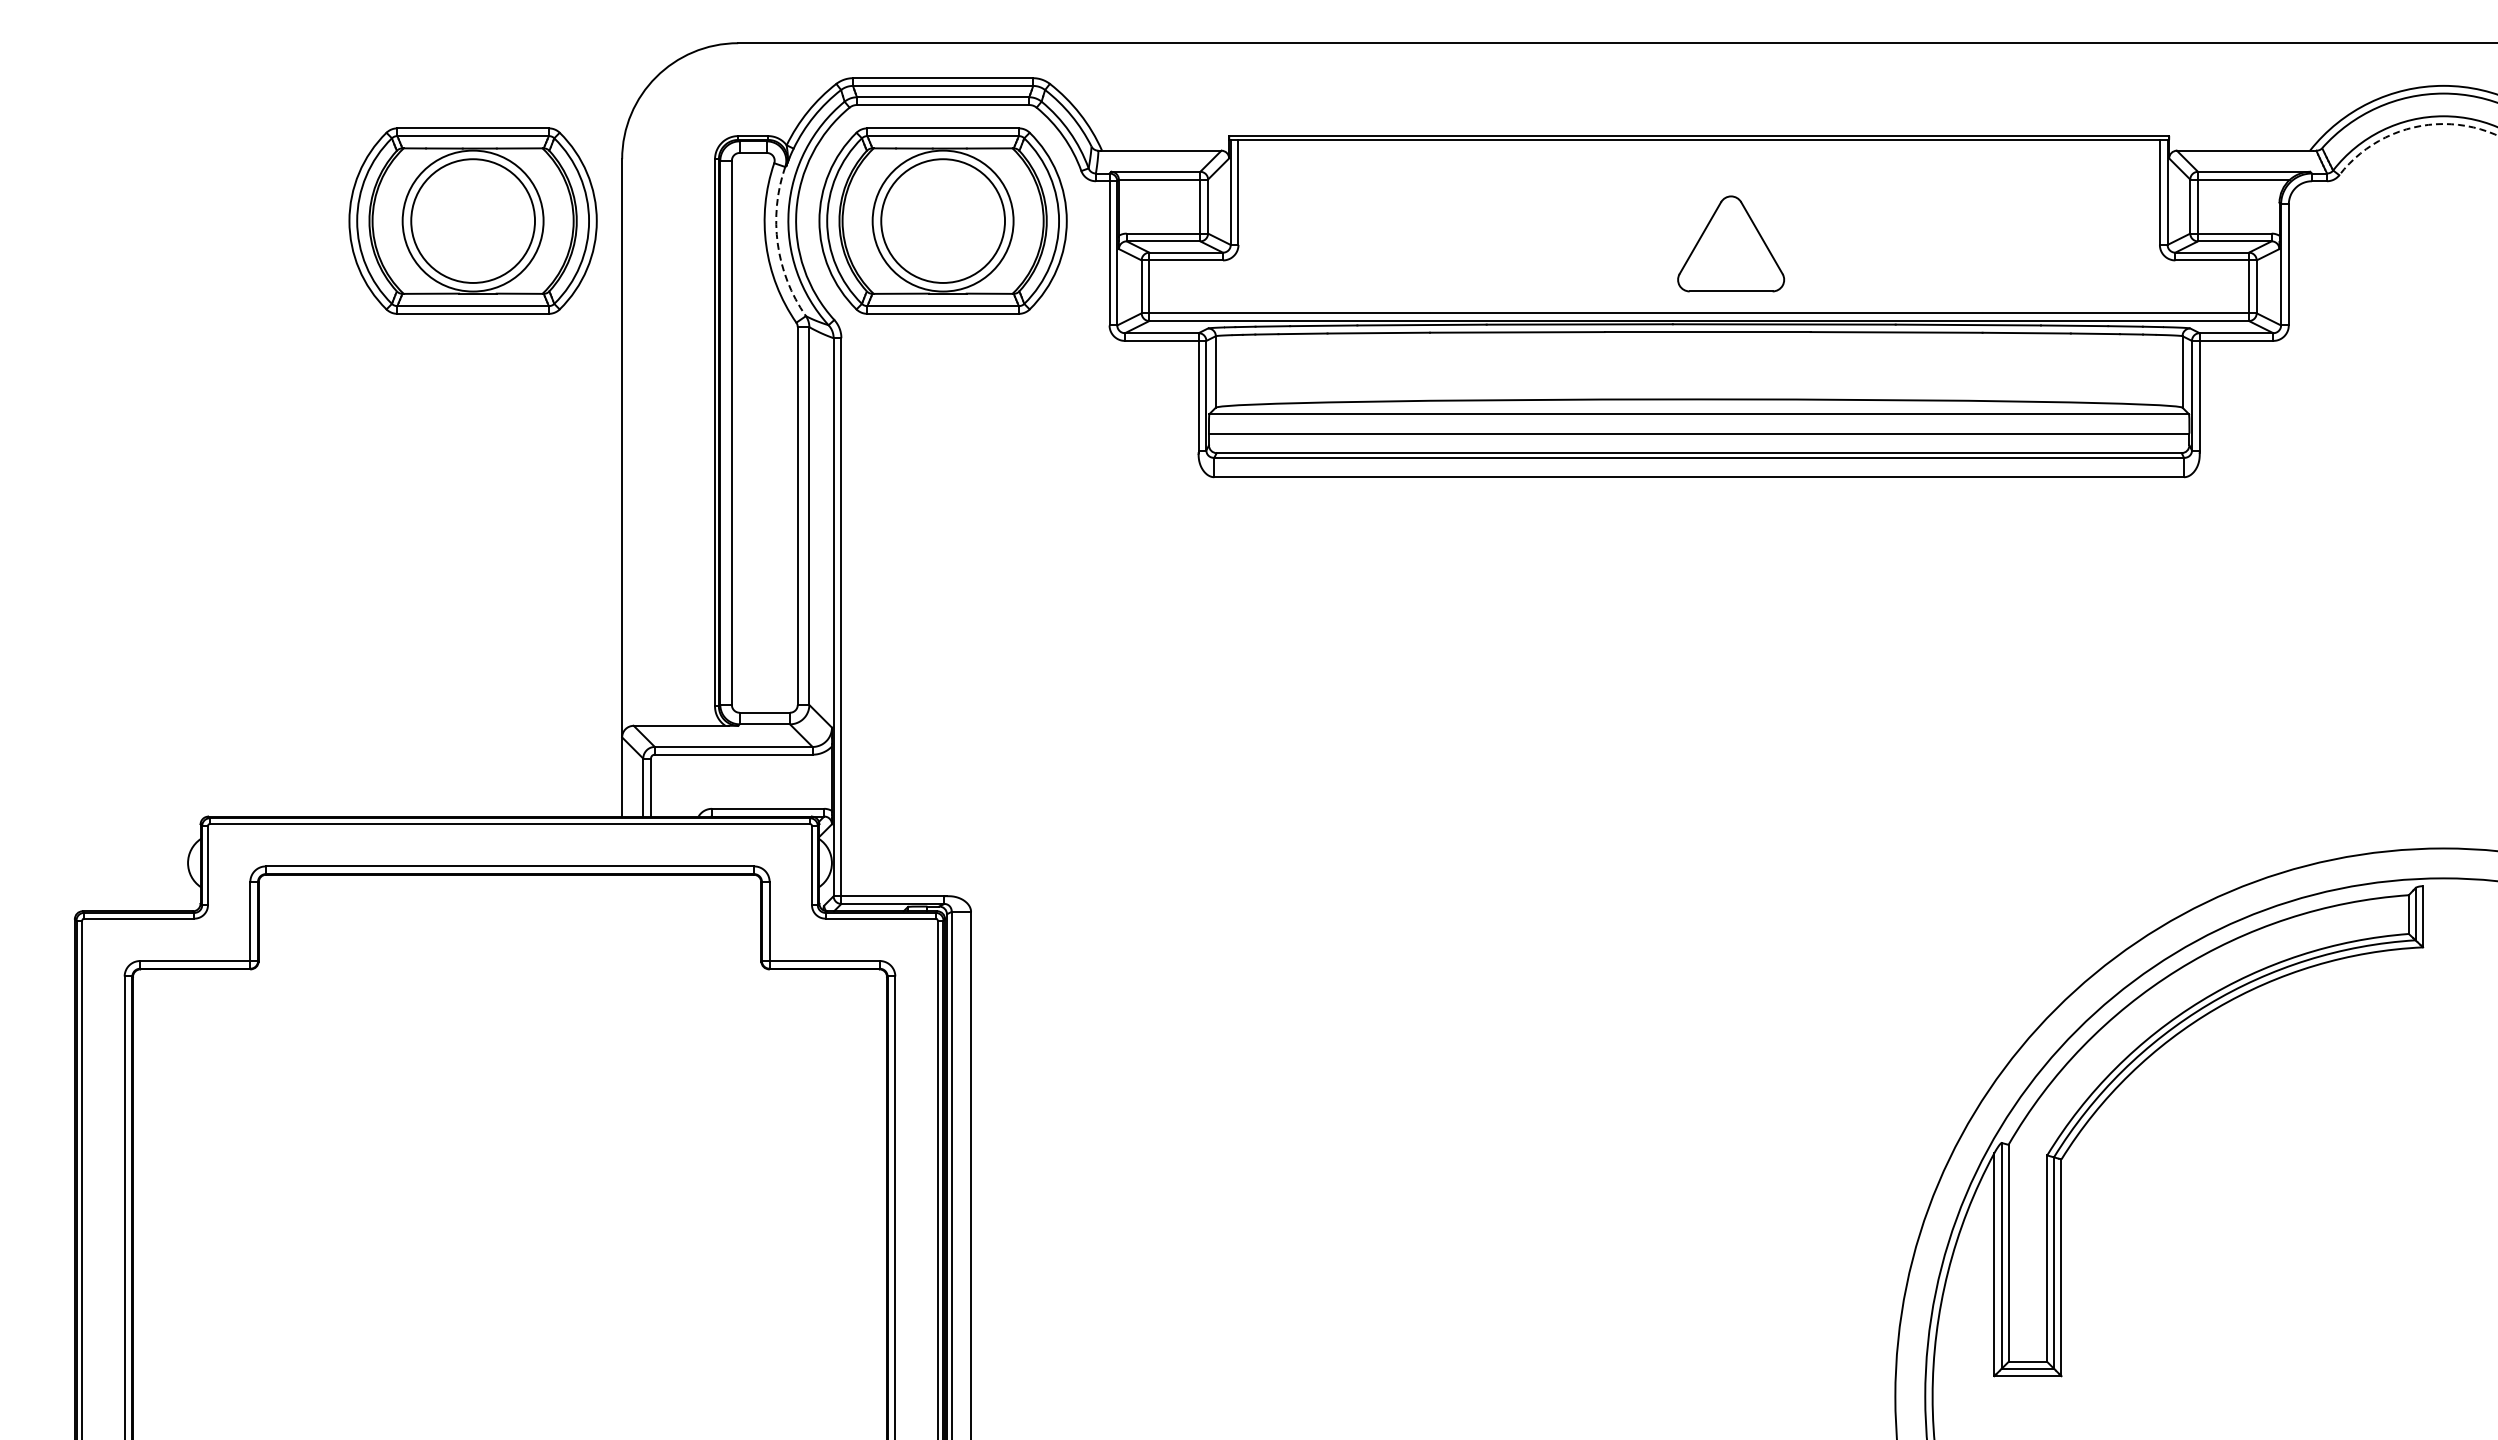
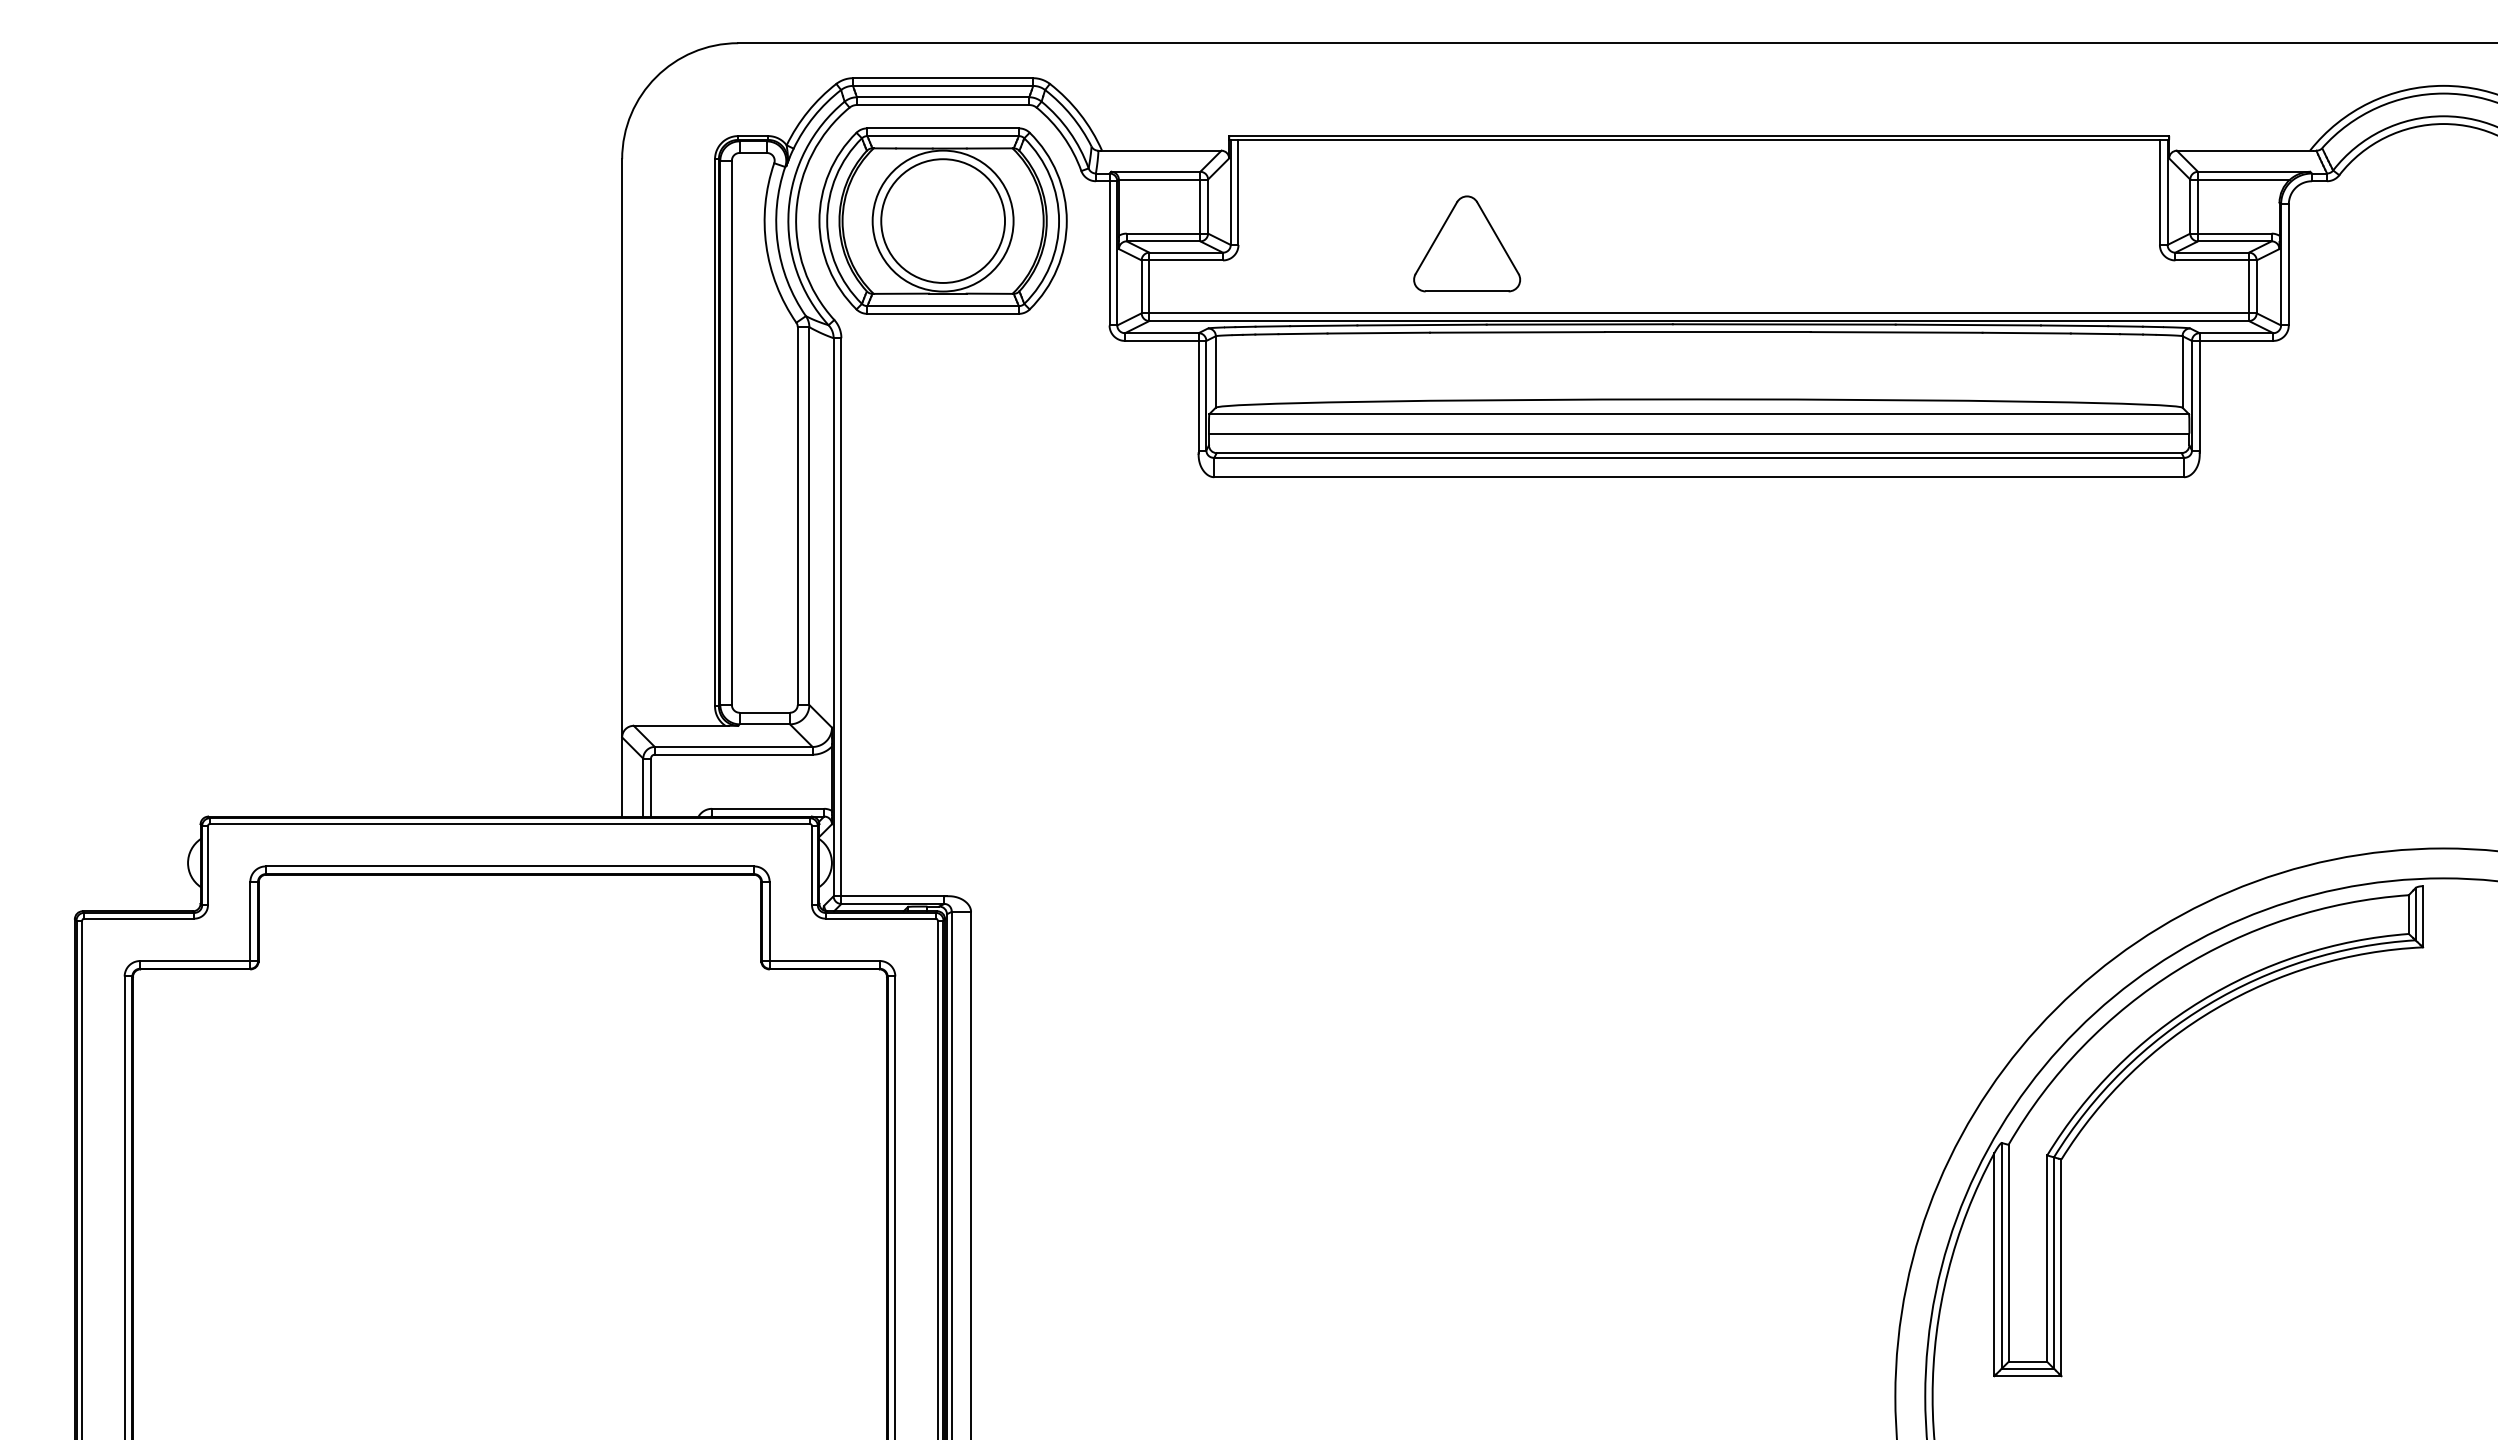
arc: dashed -> solid (2411, 127)
part: present -> none (472, 220)
part position: (1730, 243) -> (1466, 243) (1466, 243)
arc: dashed -> solid (777, 244)
